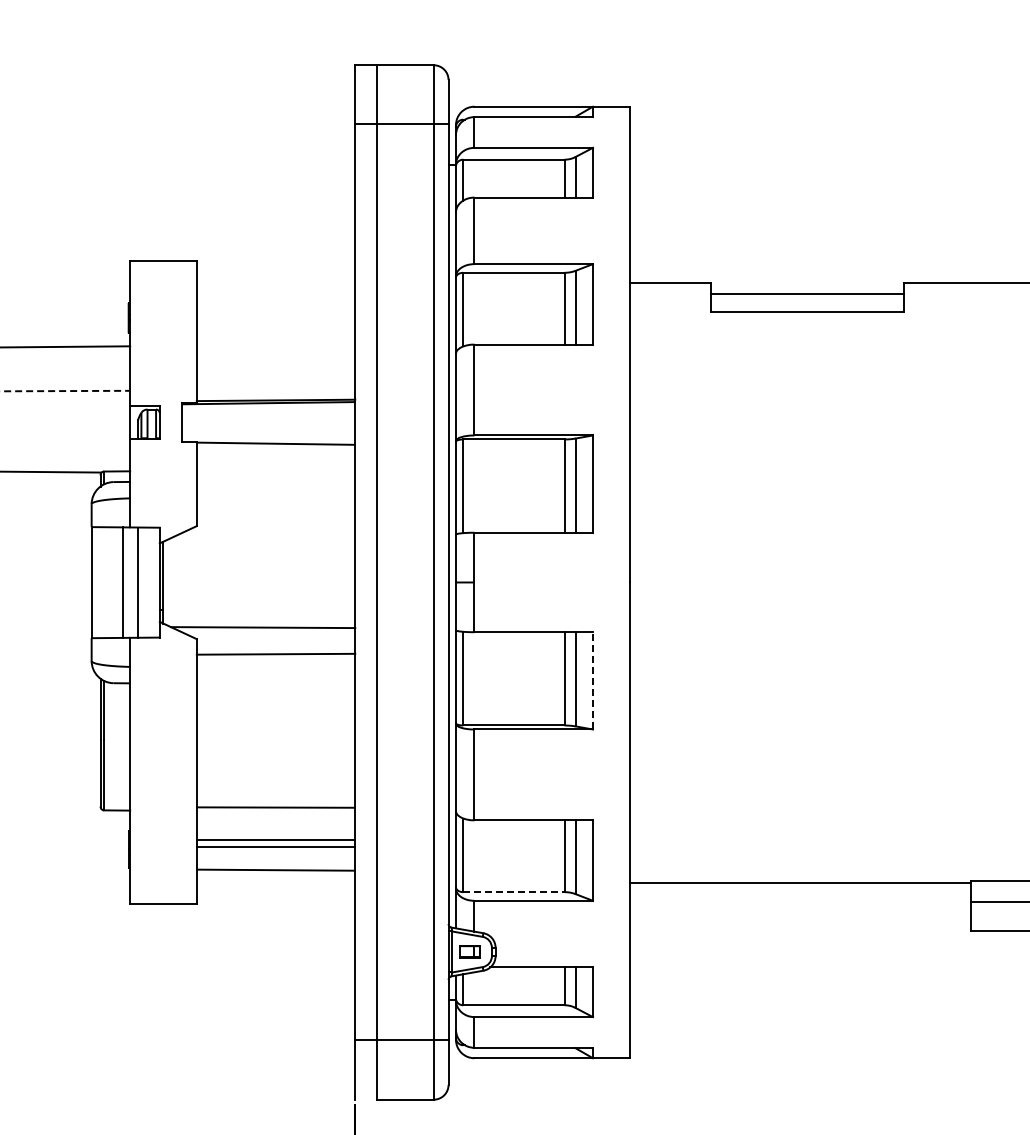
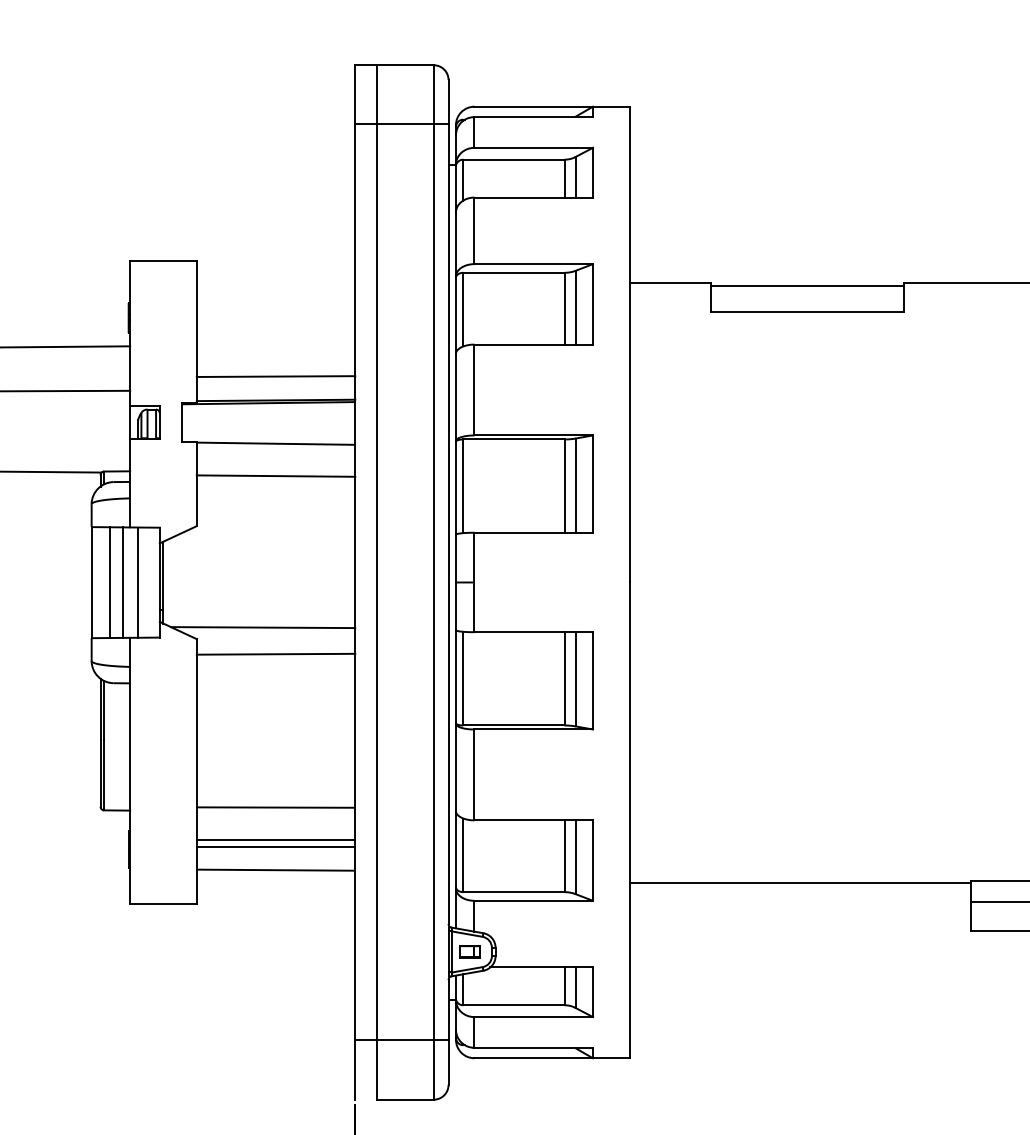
line position: (807, 294) -> (807, 286) (807, 286)
line: none -> present (275, 376)
line: dashed -> solid (65, 391)
line: none -> present (275, 475)
line: none -> present (110, 582)
line: dashed -> solid (592, 680)
line: dashed -> solid (513, 892)
